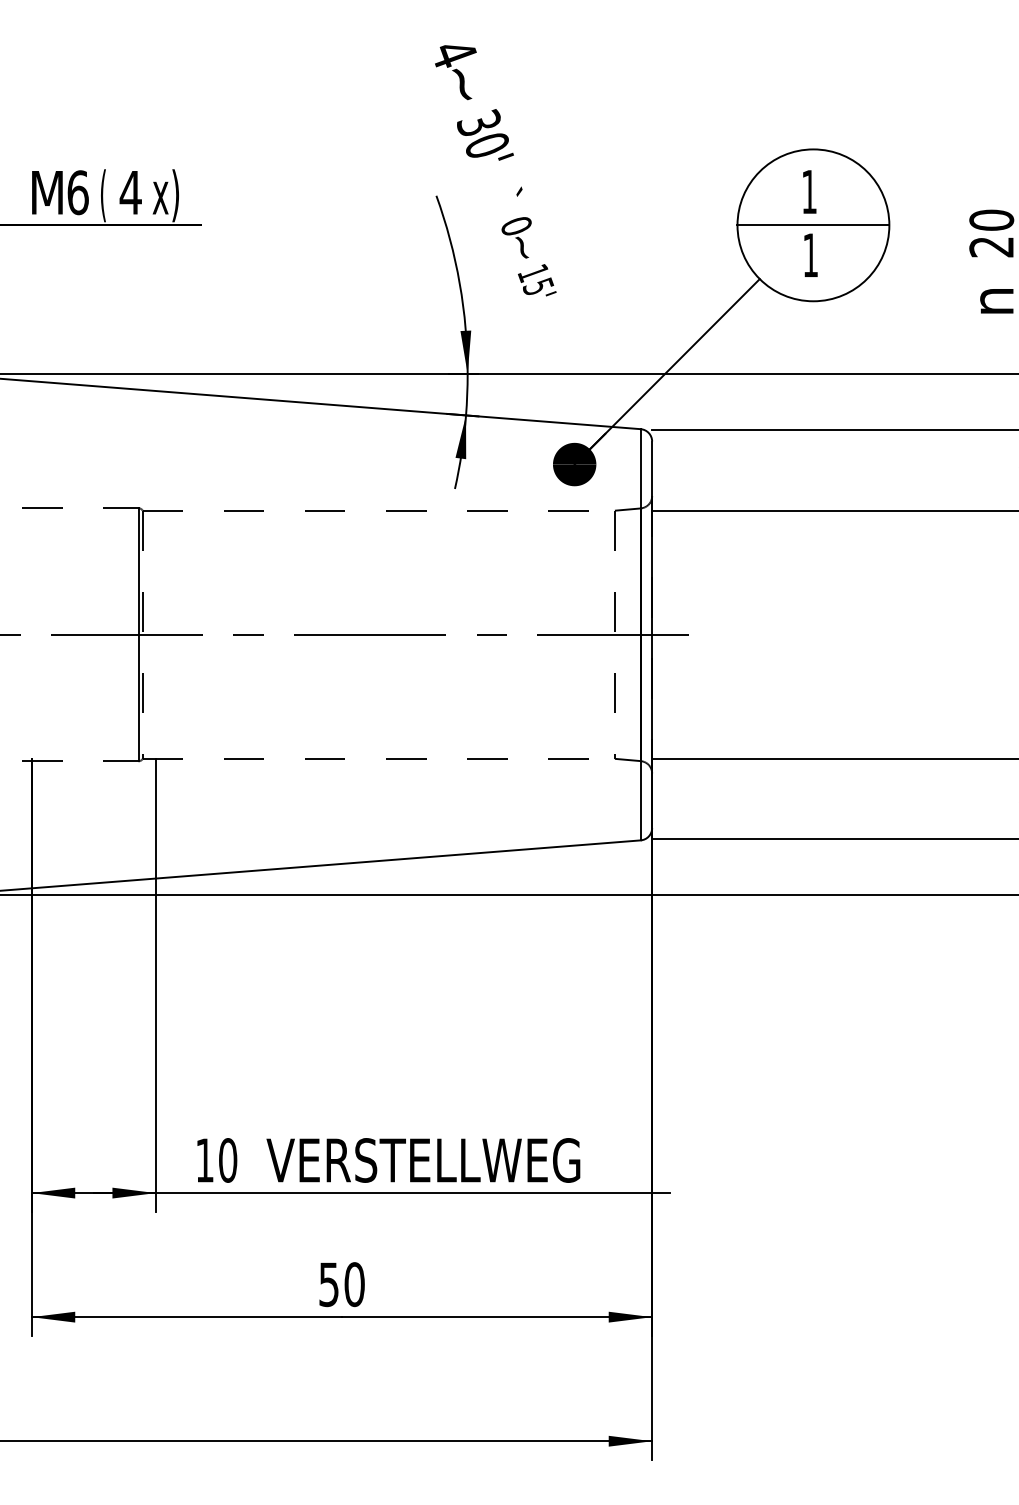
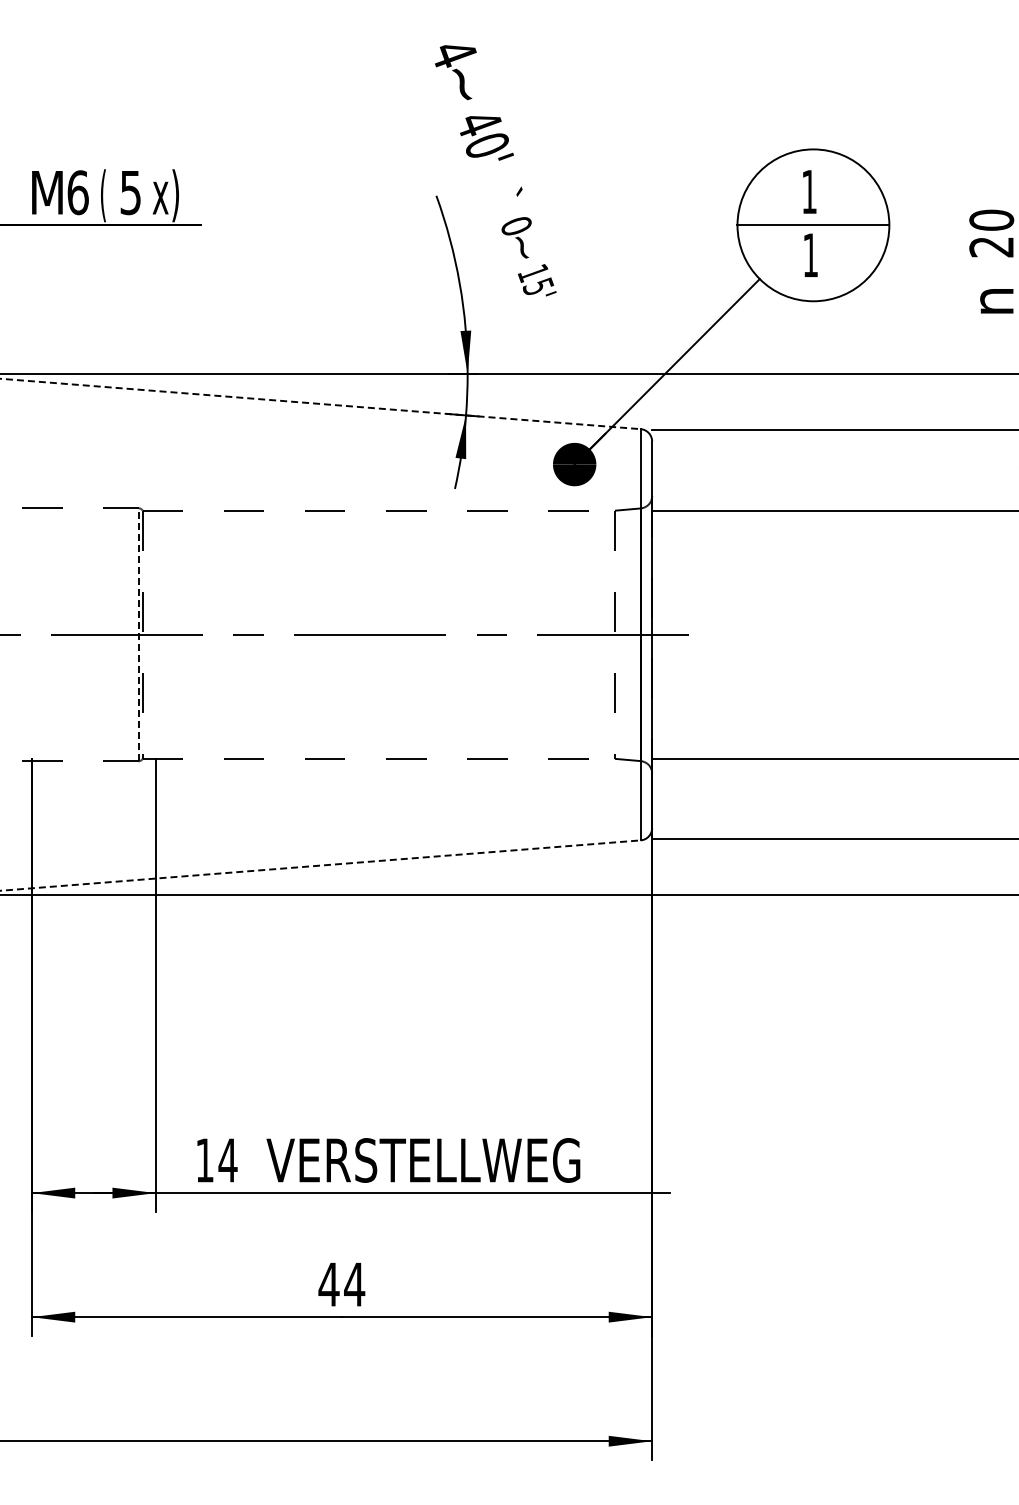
text: 30' -> 40' (479, 122)
text: 4 -> 5 (130, 193)
line: solid -> dashed (320, 404)
line: solid -> dashed (138, 634)
line: solid -> dashed (320, 865)
text: 10 -> 14 (227, 1160)
text: 50 -> 44 (341, 1284)
